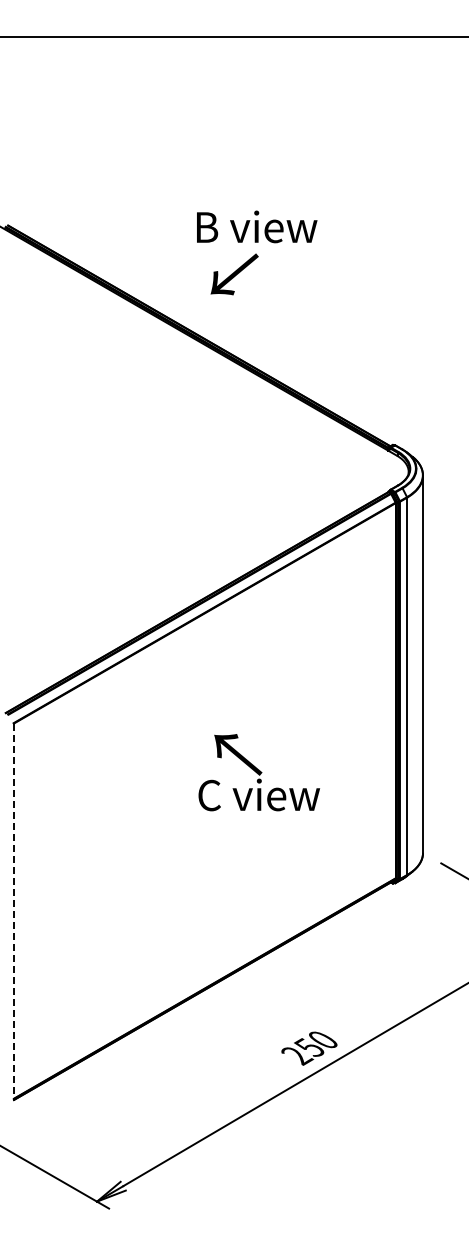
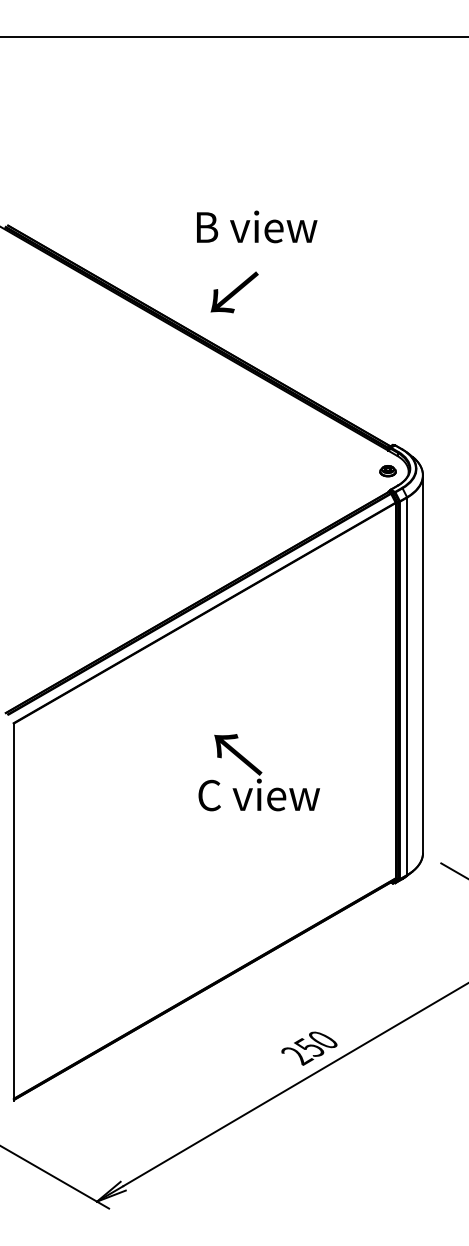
text position: (234, 274) -> (234, 292) (234, 292)
part: none -> present (387, 471)
line: dashed -> solid (14, 912)
